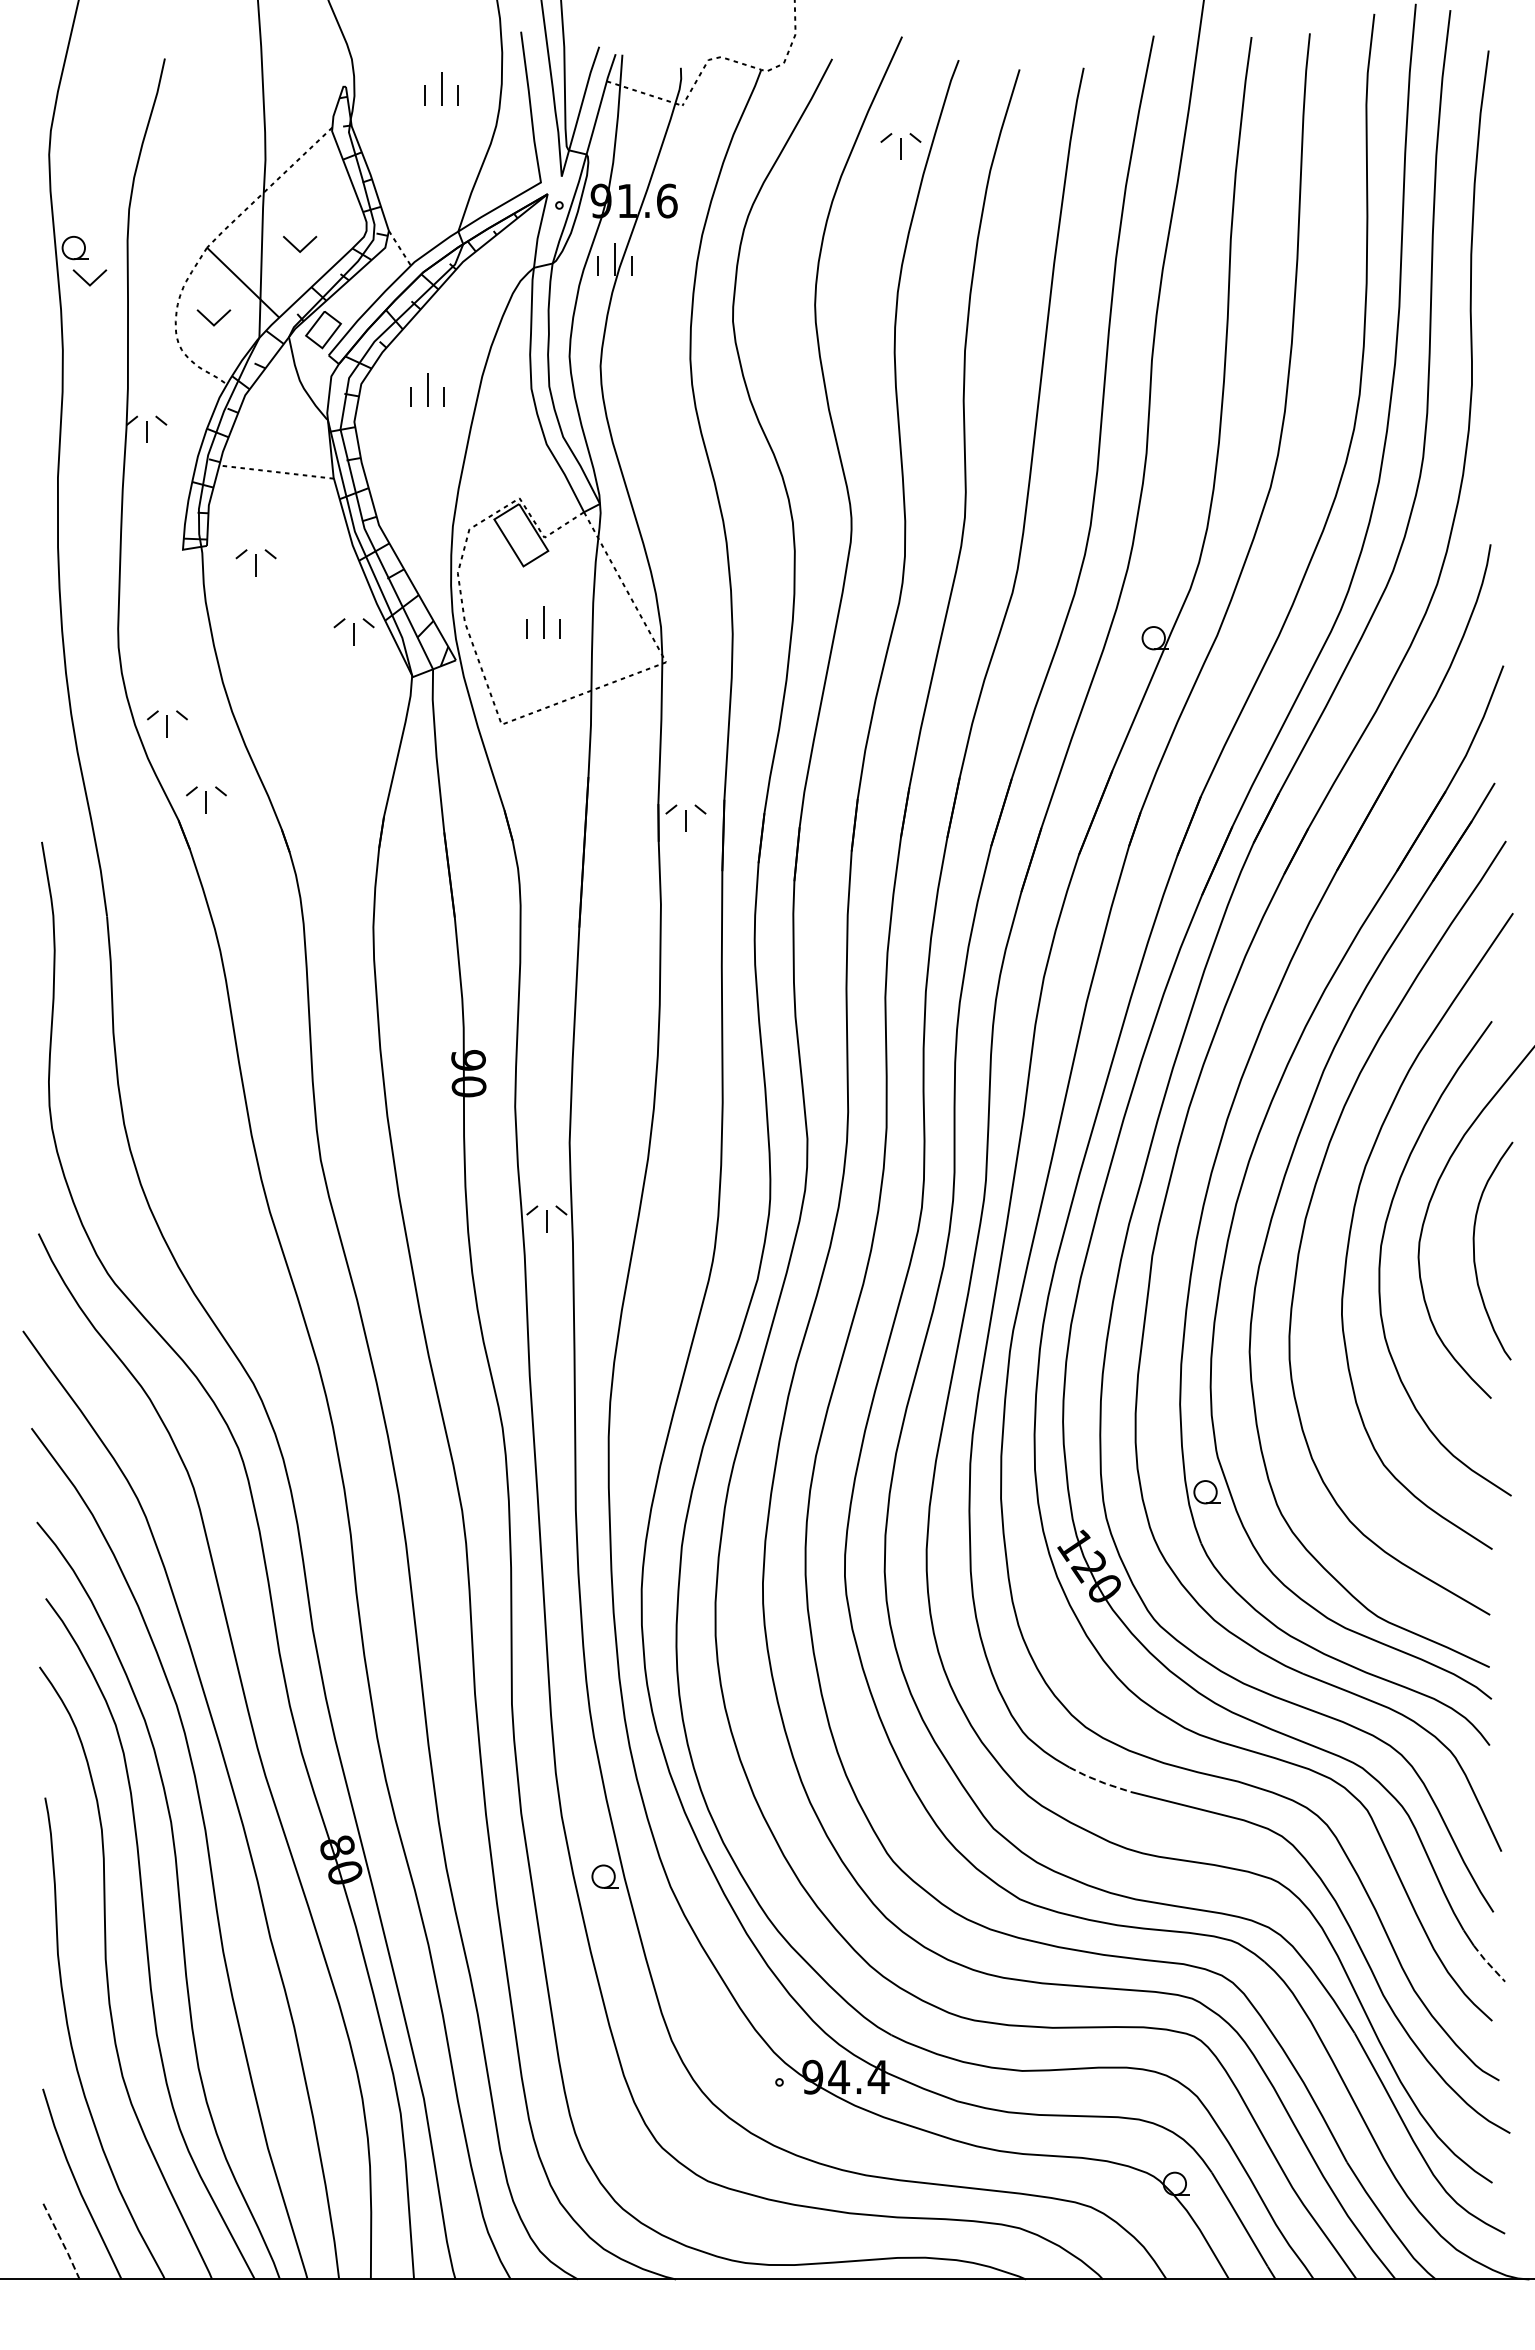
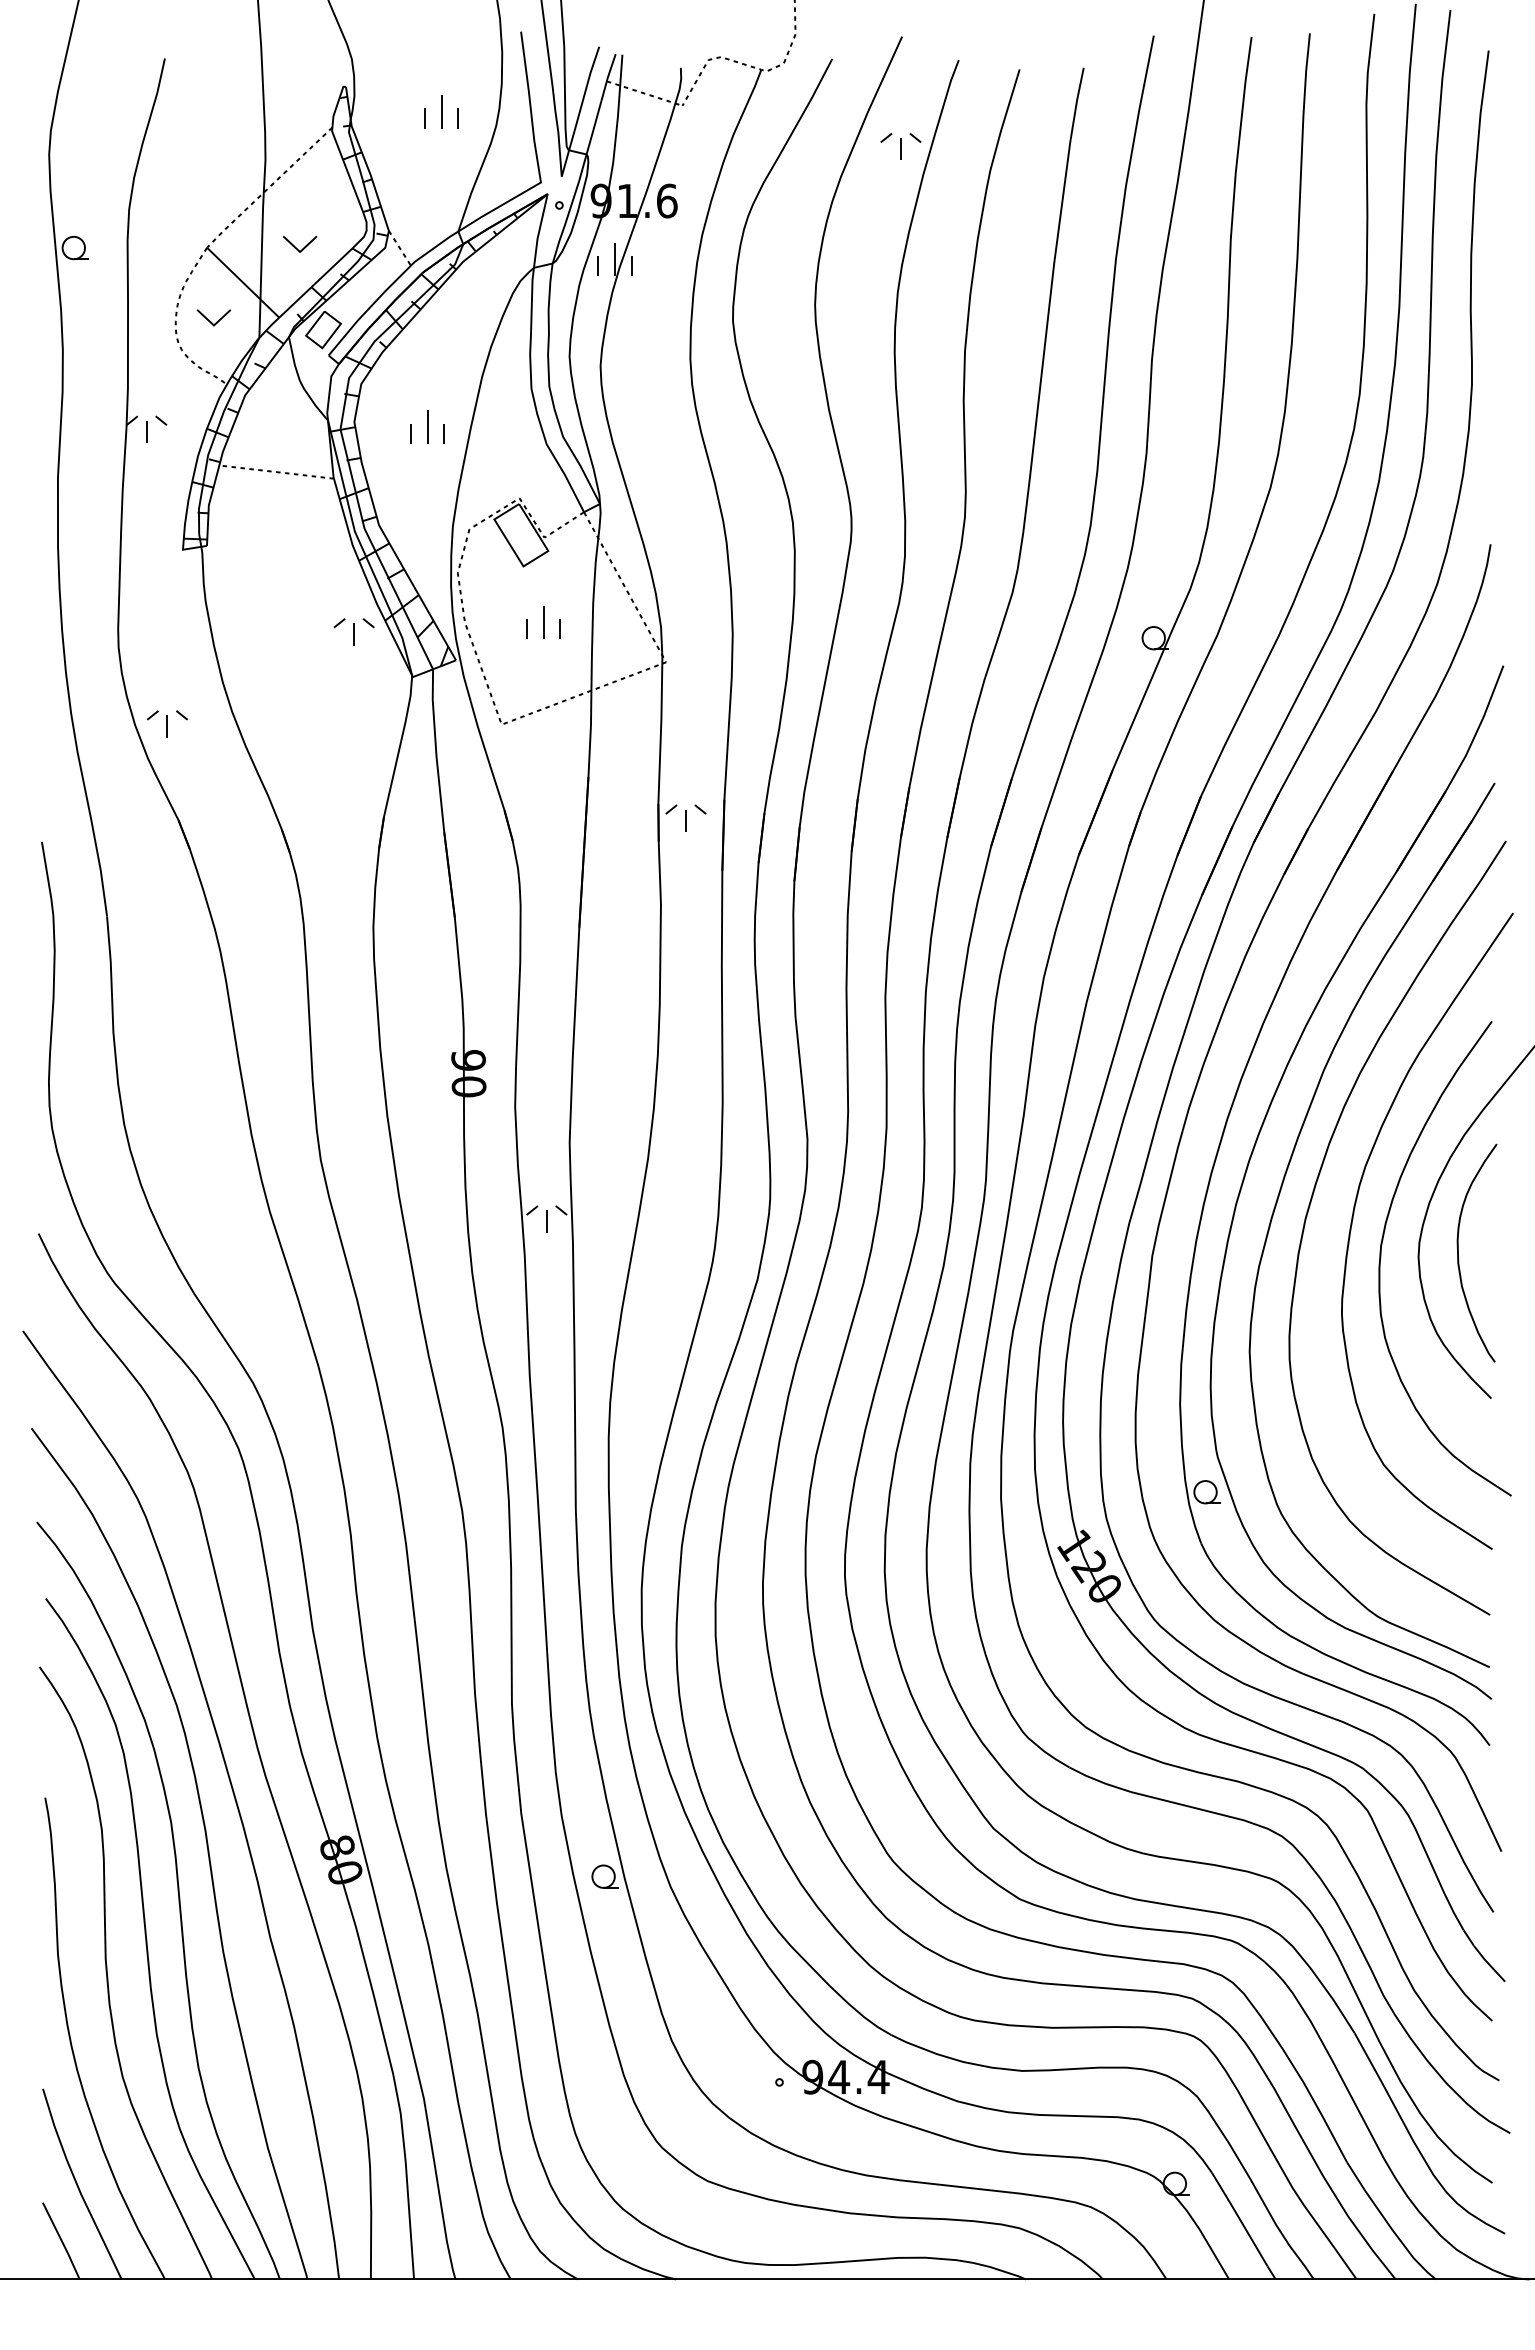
part position: (441, 88) -> (441, 111) (441, 111)
part: present -> none (89, 277)
part position: (427, 389) -> (427, 426) (427, 426)
part: present -> none (255, 562)
part: present -> none (206, 799)
curve position: (1474, 1250) -> (1458, 1252) (1458, 1252)
line: dashed -> solid (1099, 1781)
line: dashed -> solid (1488, 1963)
line: dashed -> solid (61, 2240)
